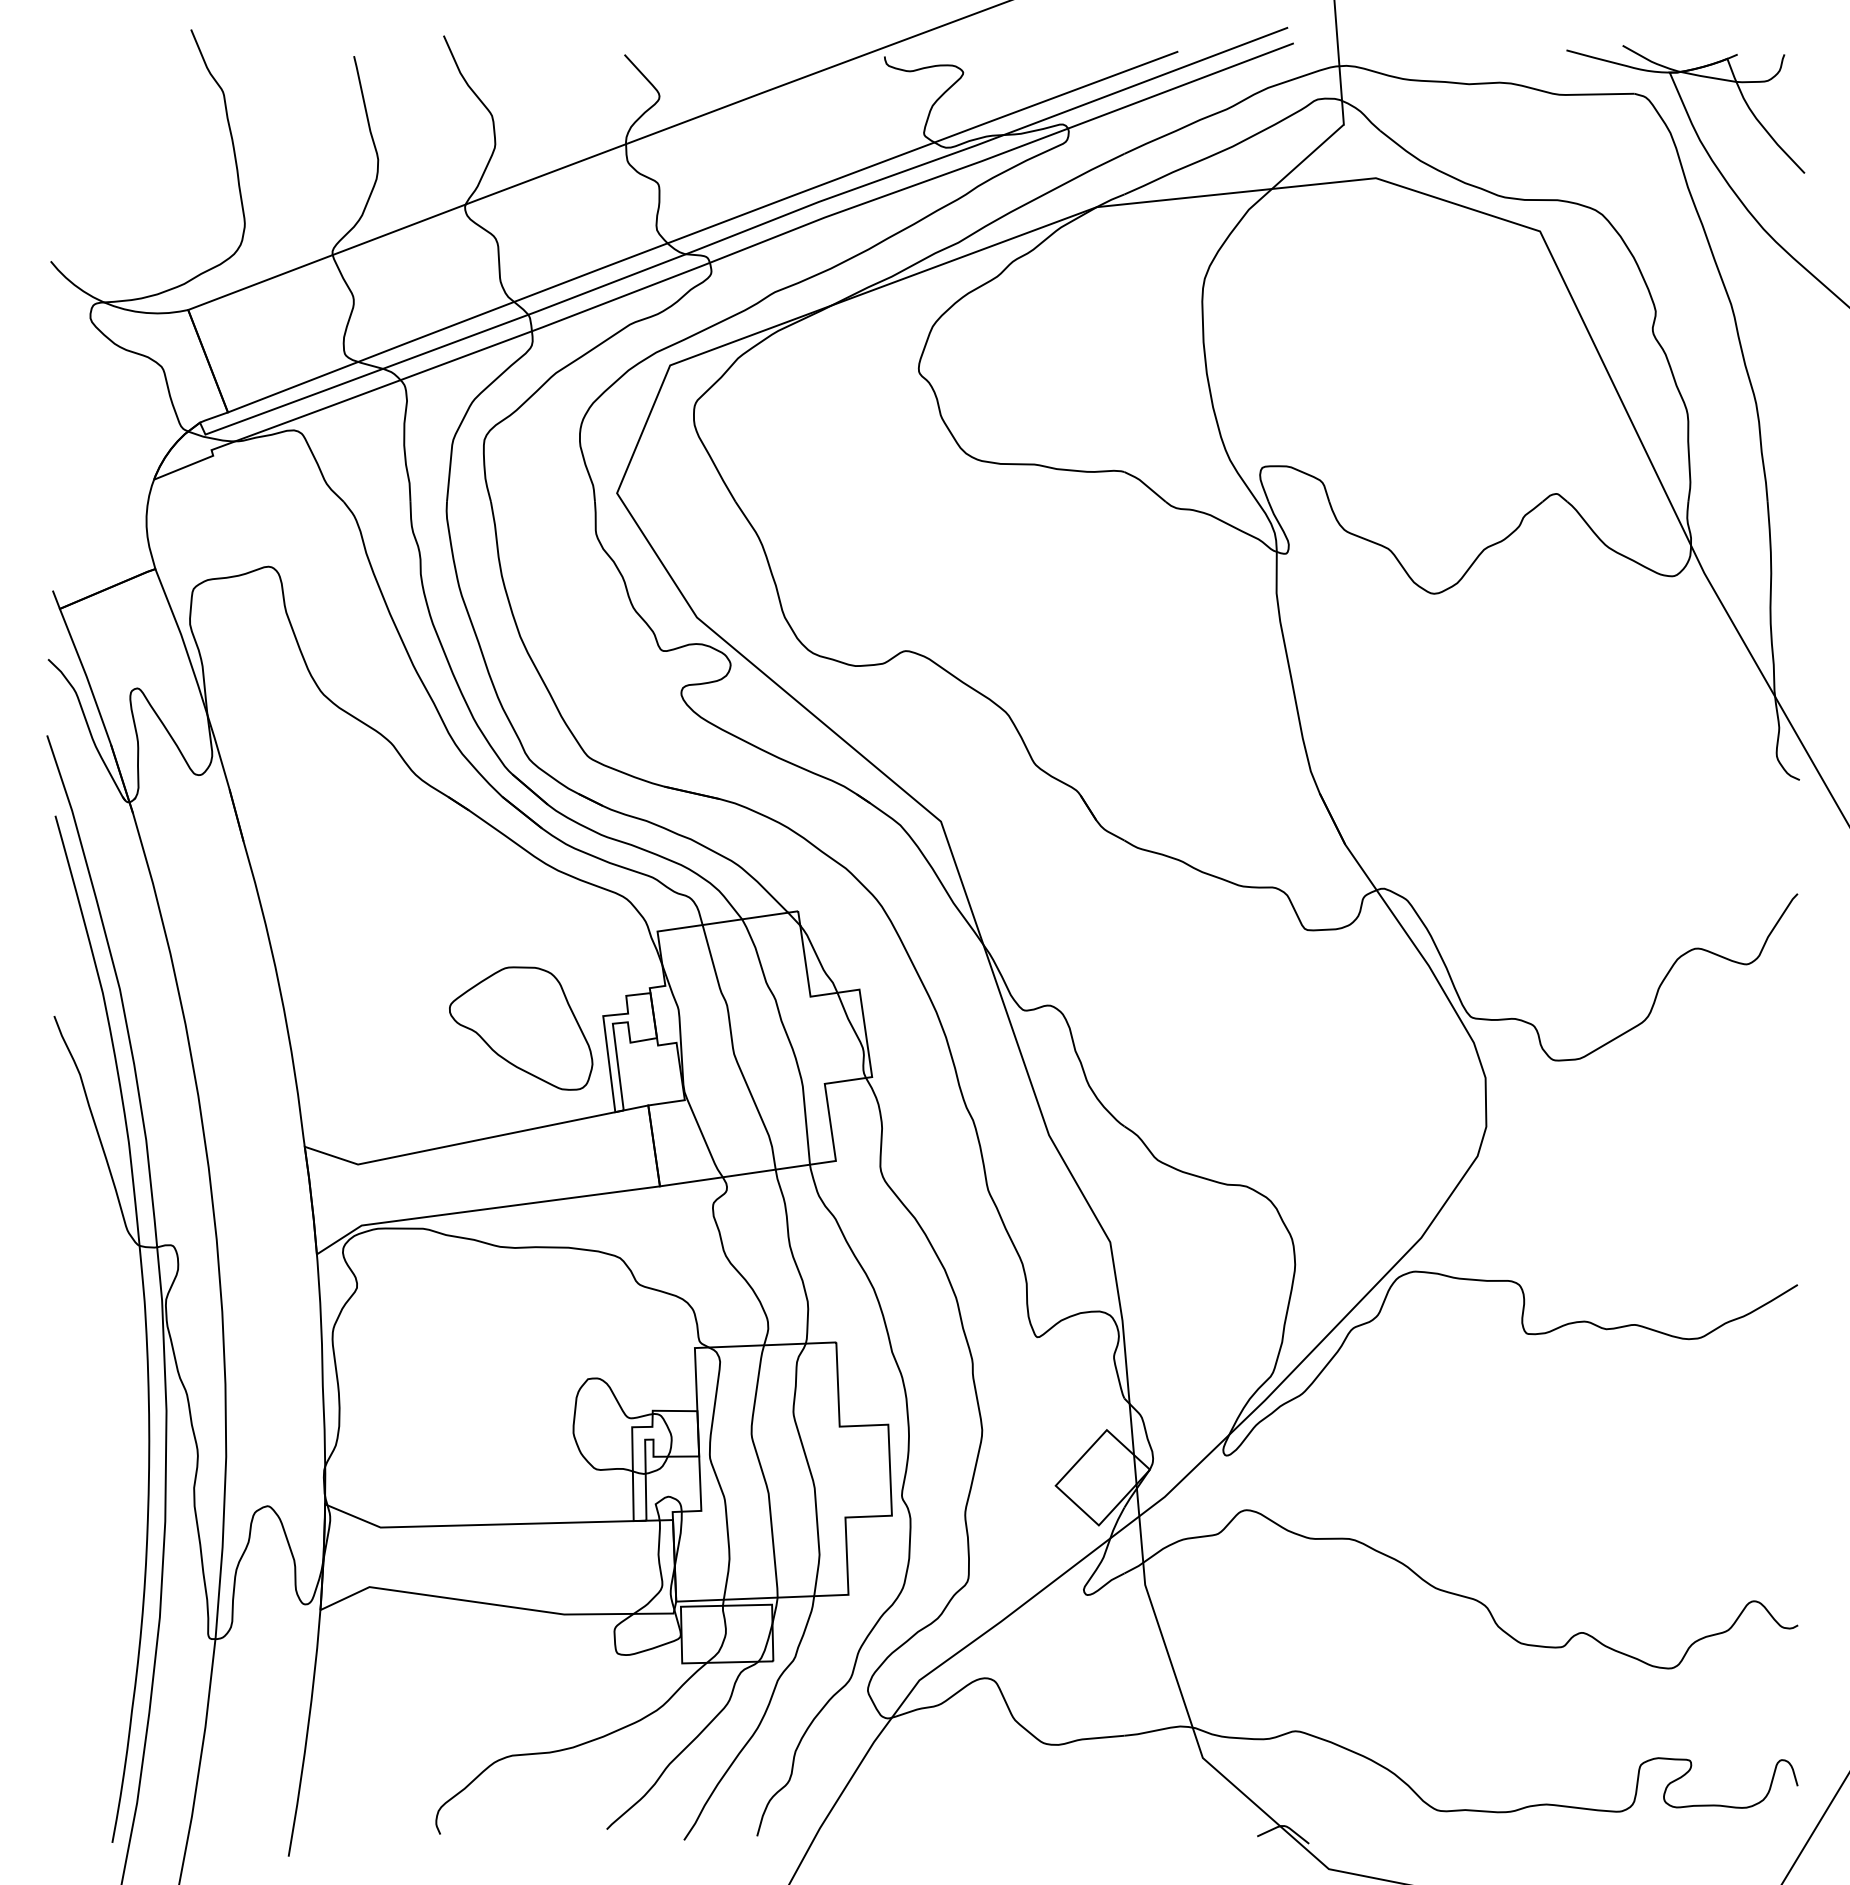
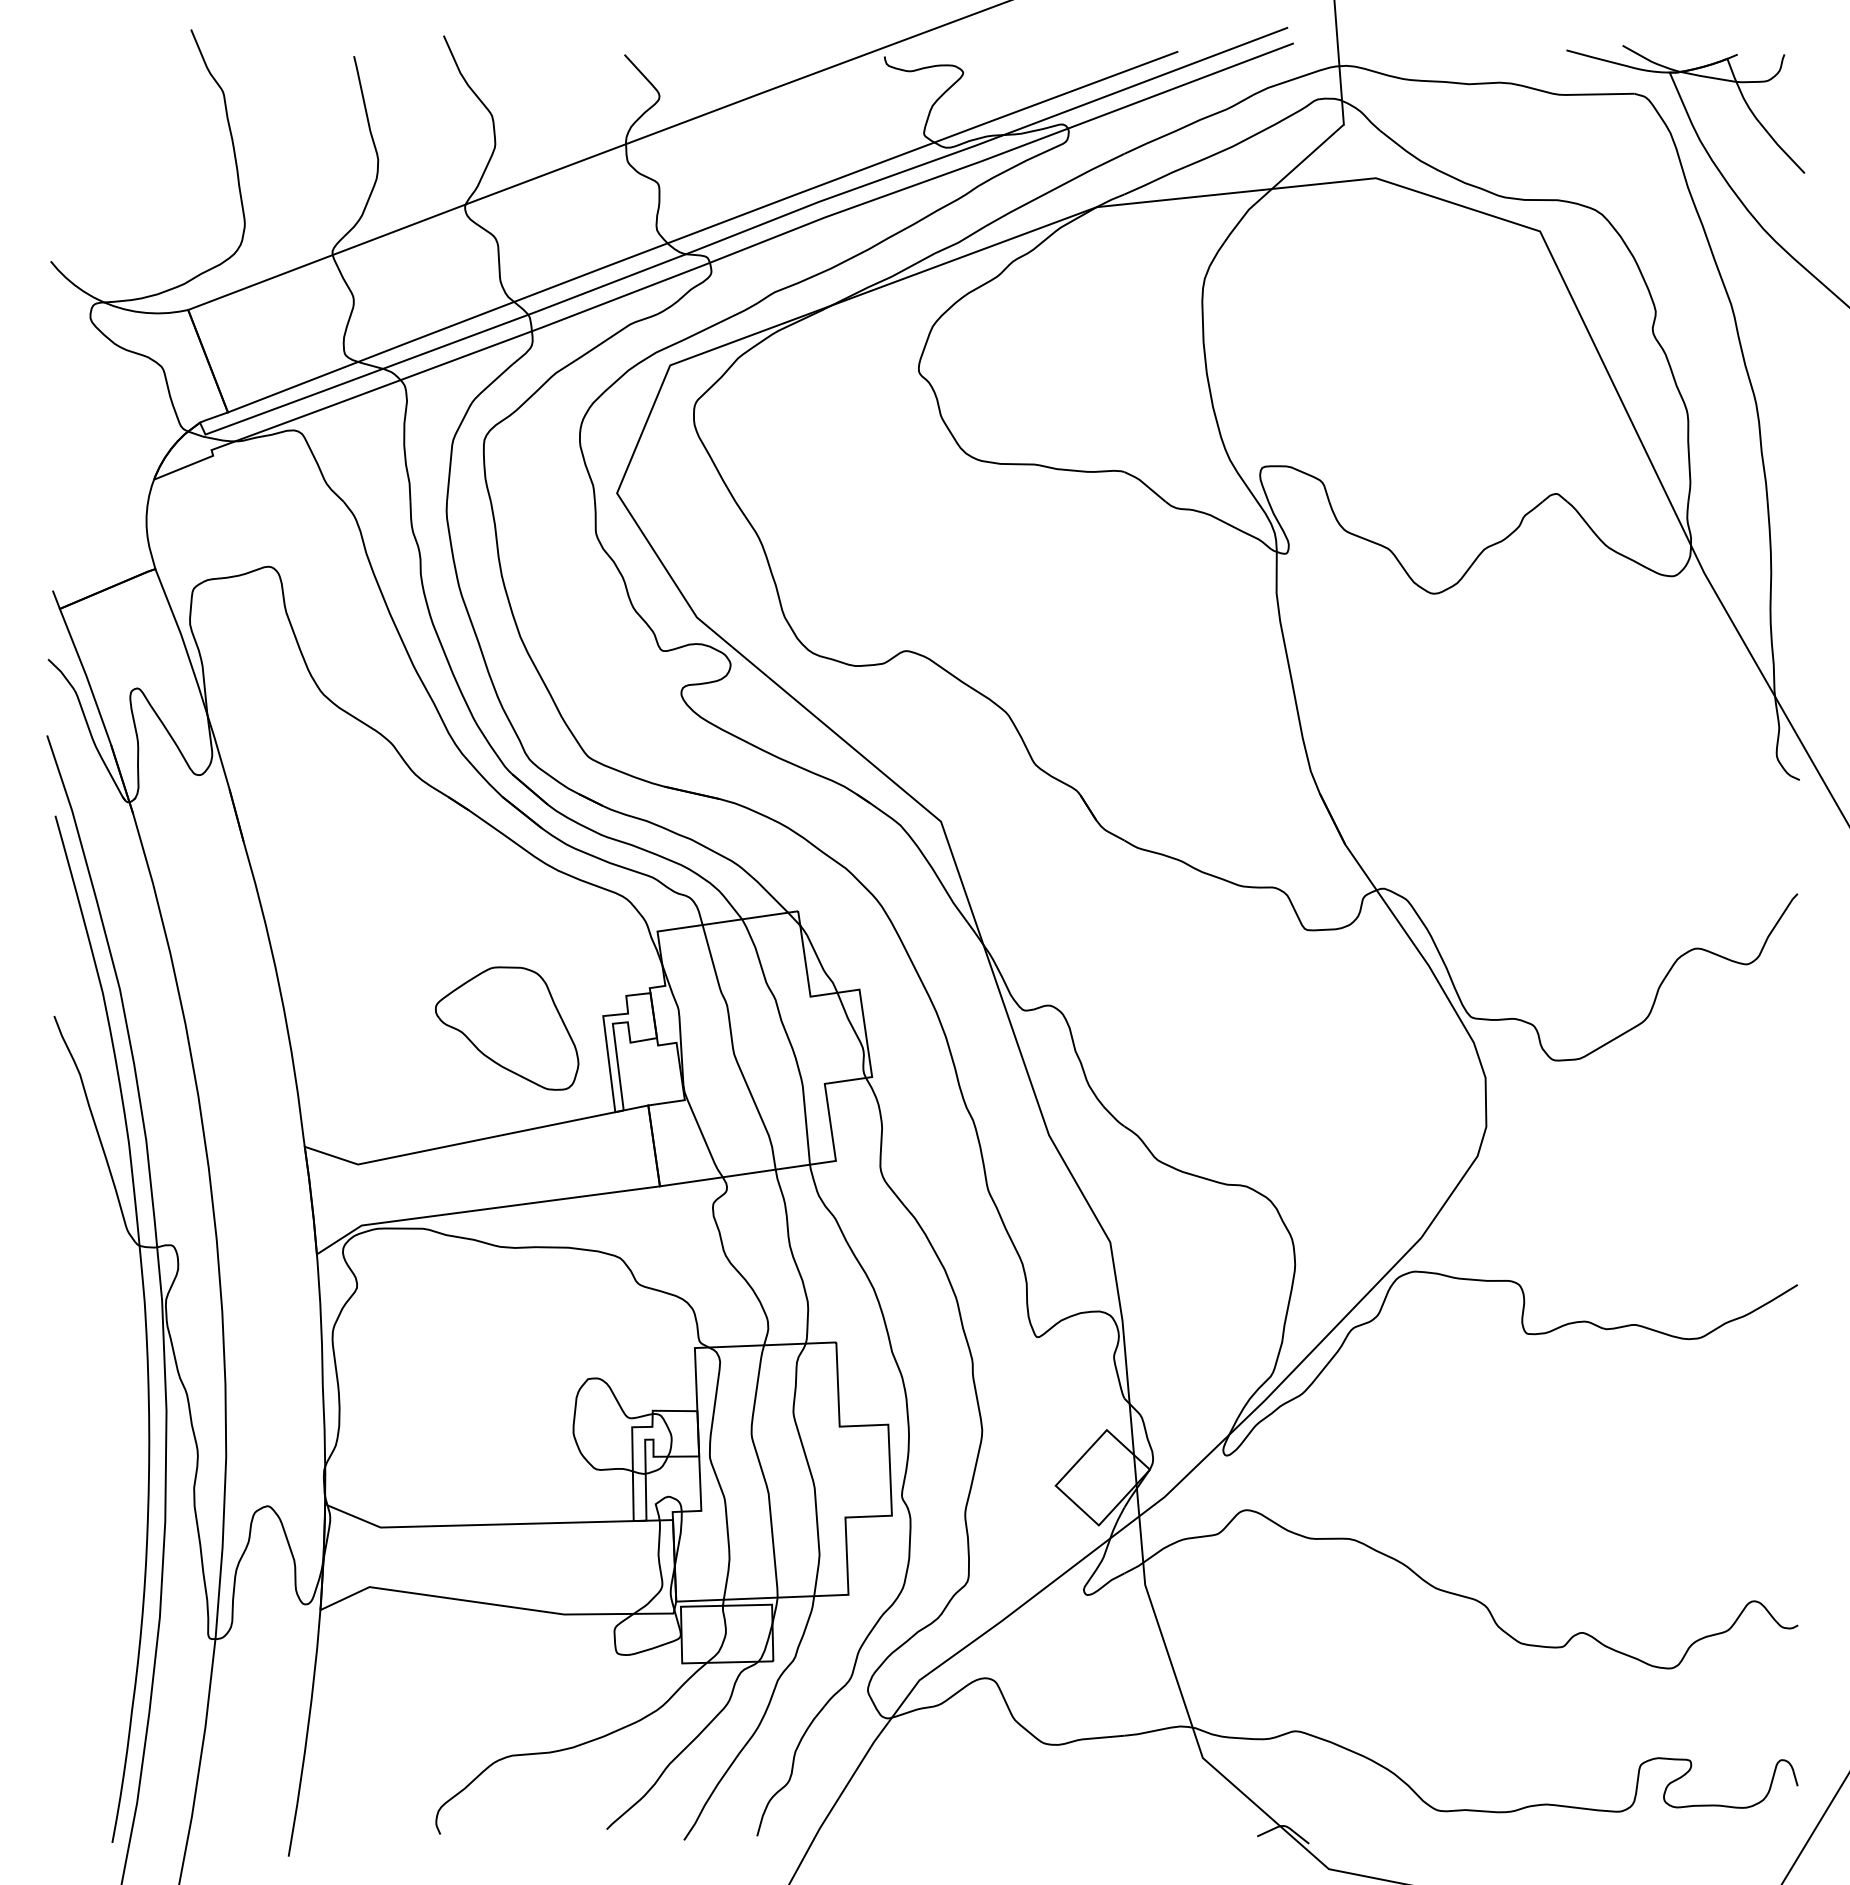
part position: (521, 1028) -> (507, 1028) (507, 1028)
